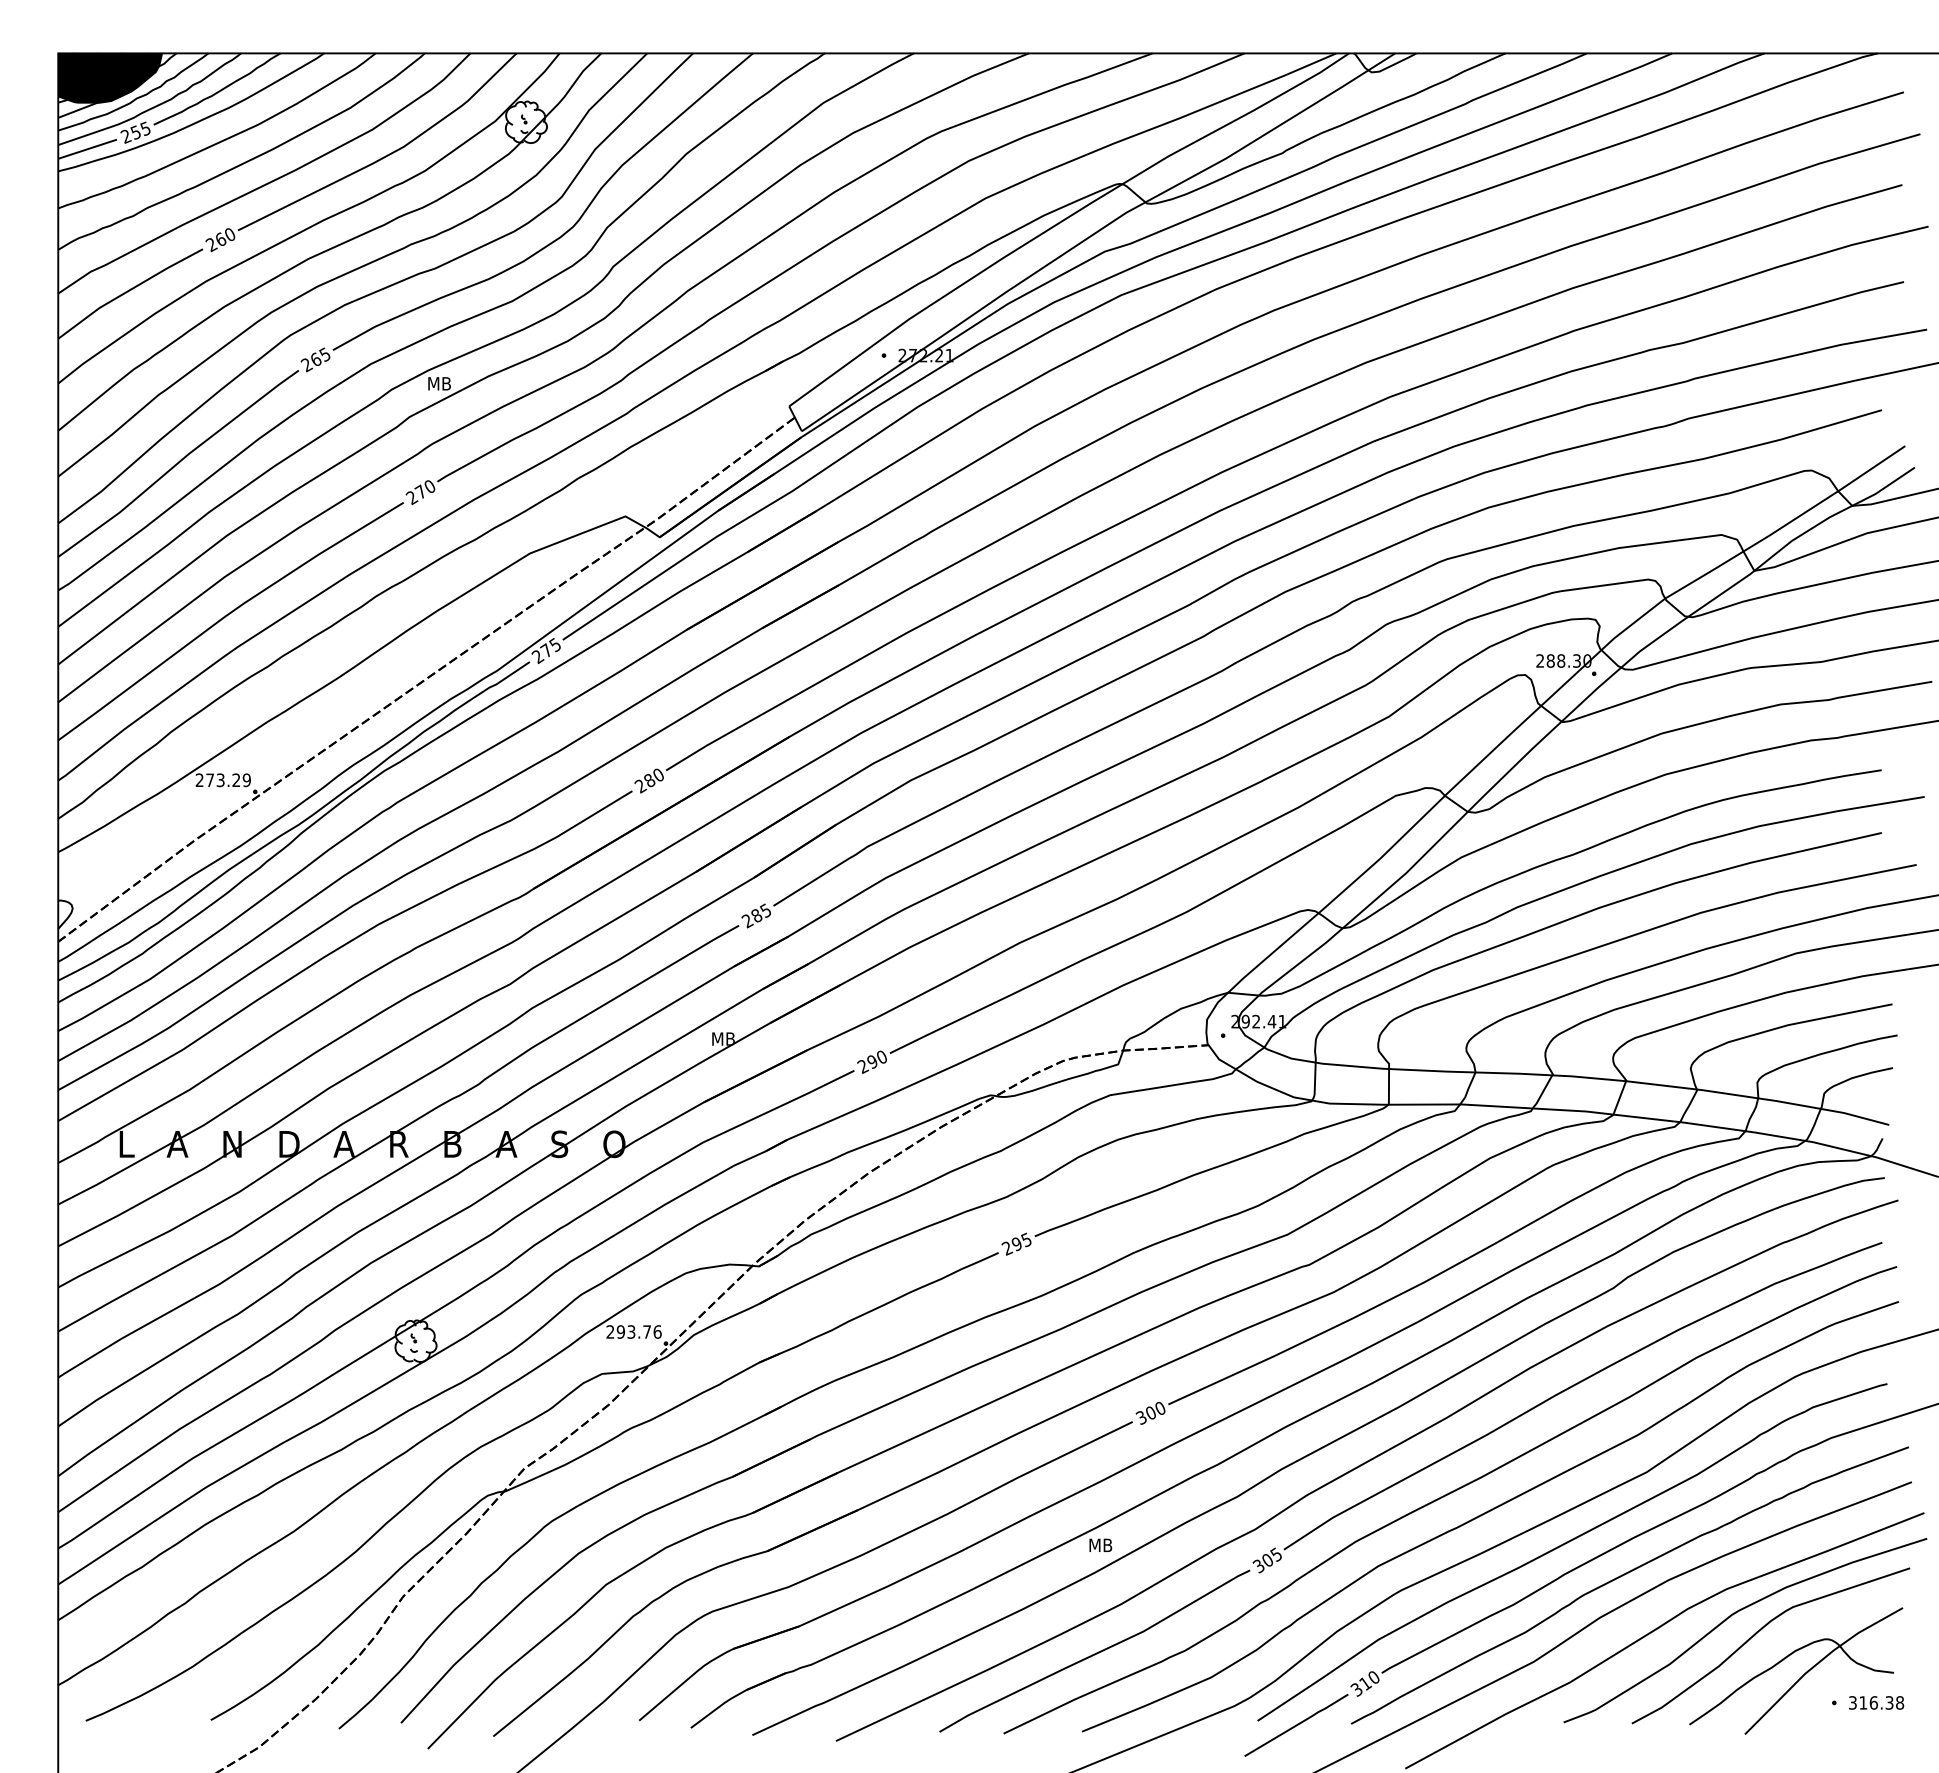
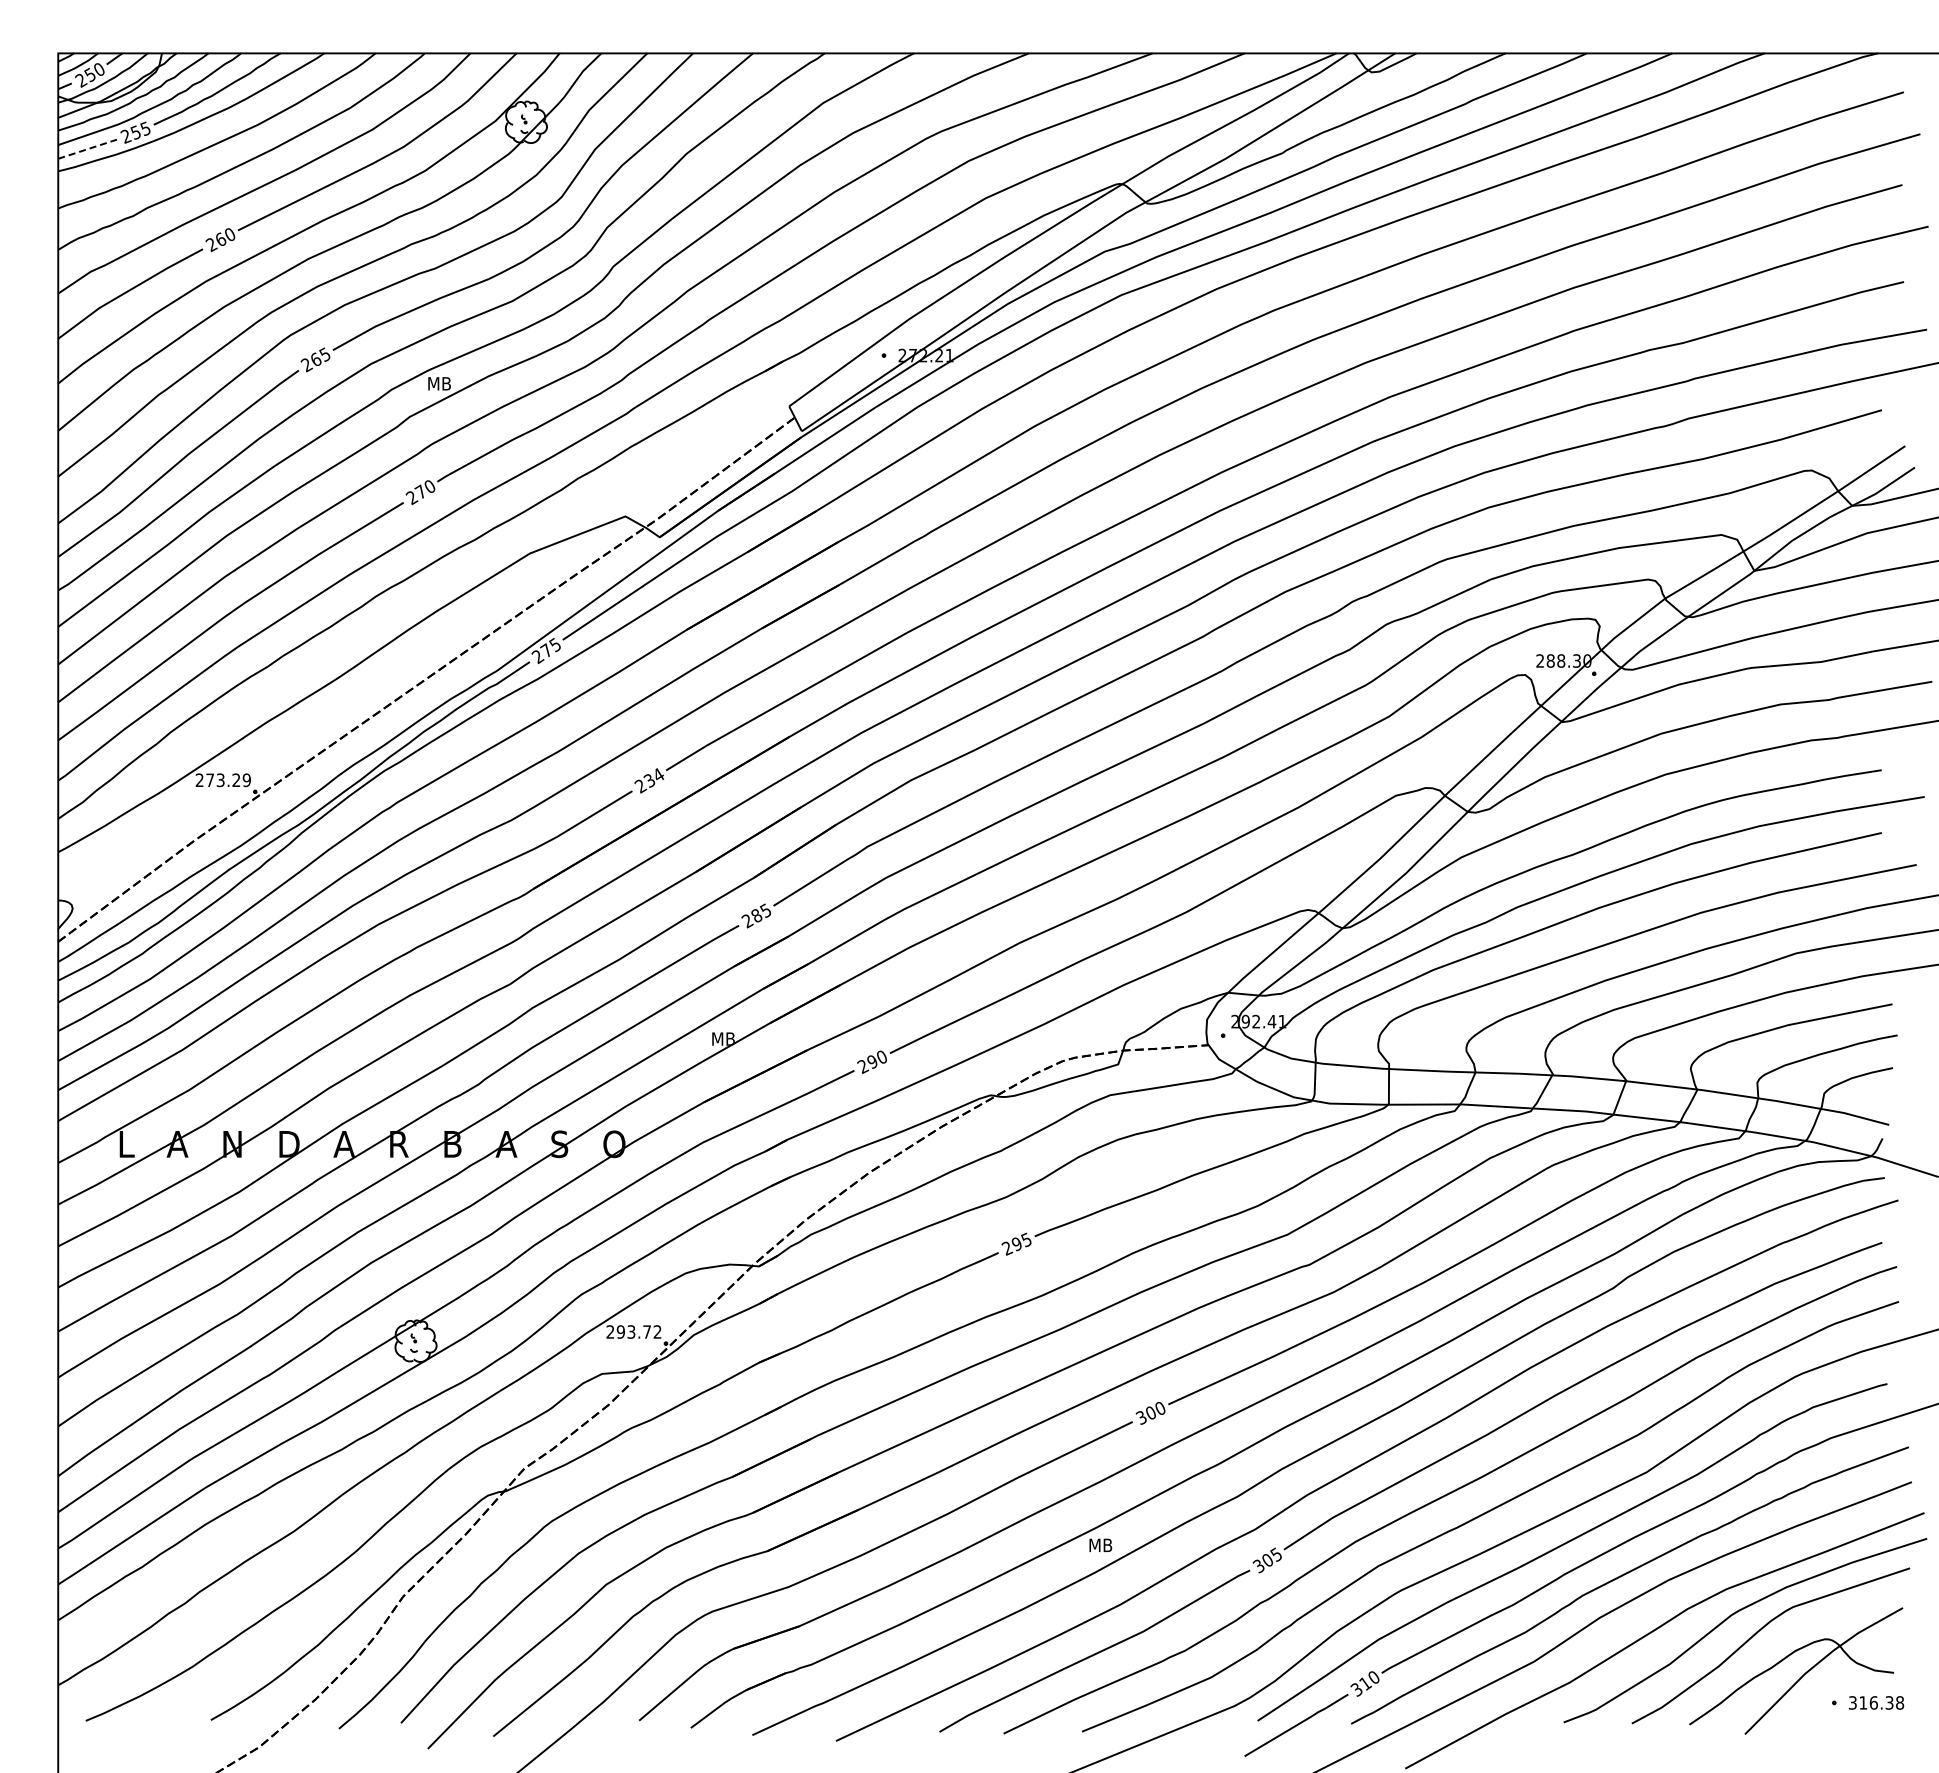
fill: present -> none (110, 77)
line: solid -> dashed (88, 148)
text: 280 -> 234 (653, 777)
text: 293.76 -> 293.72 (657, 1331)
